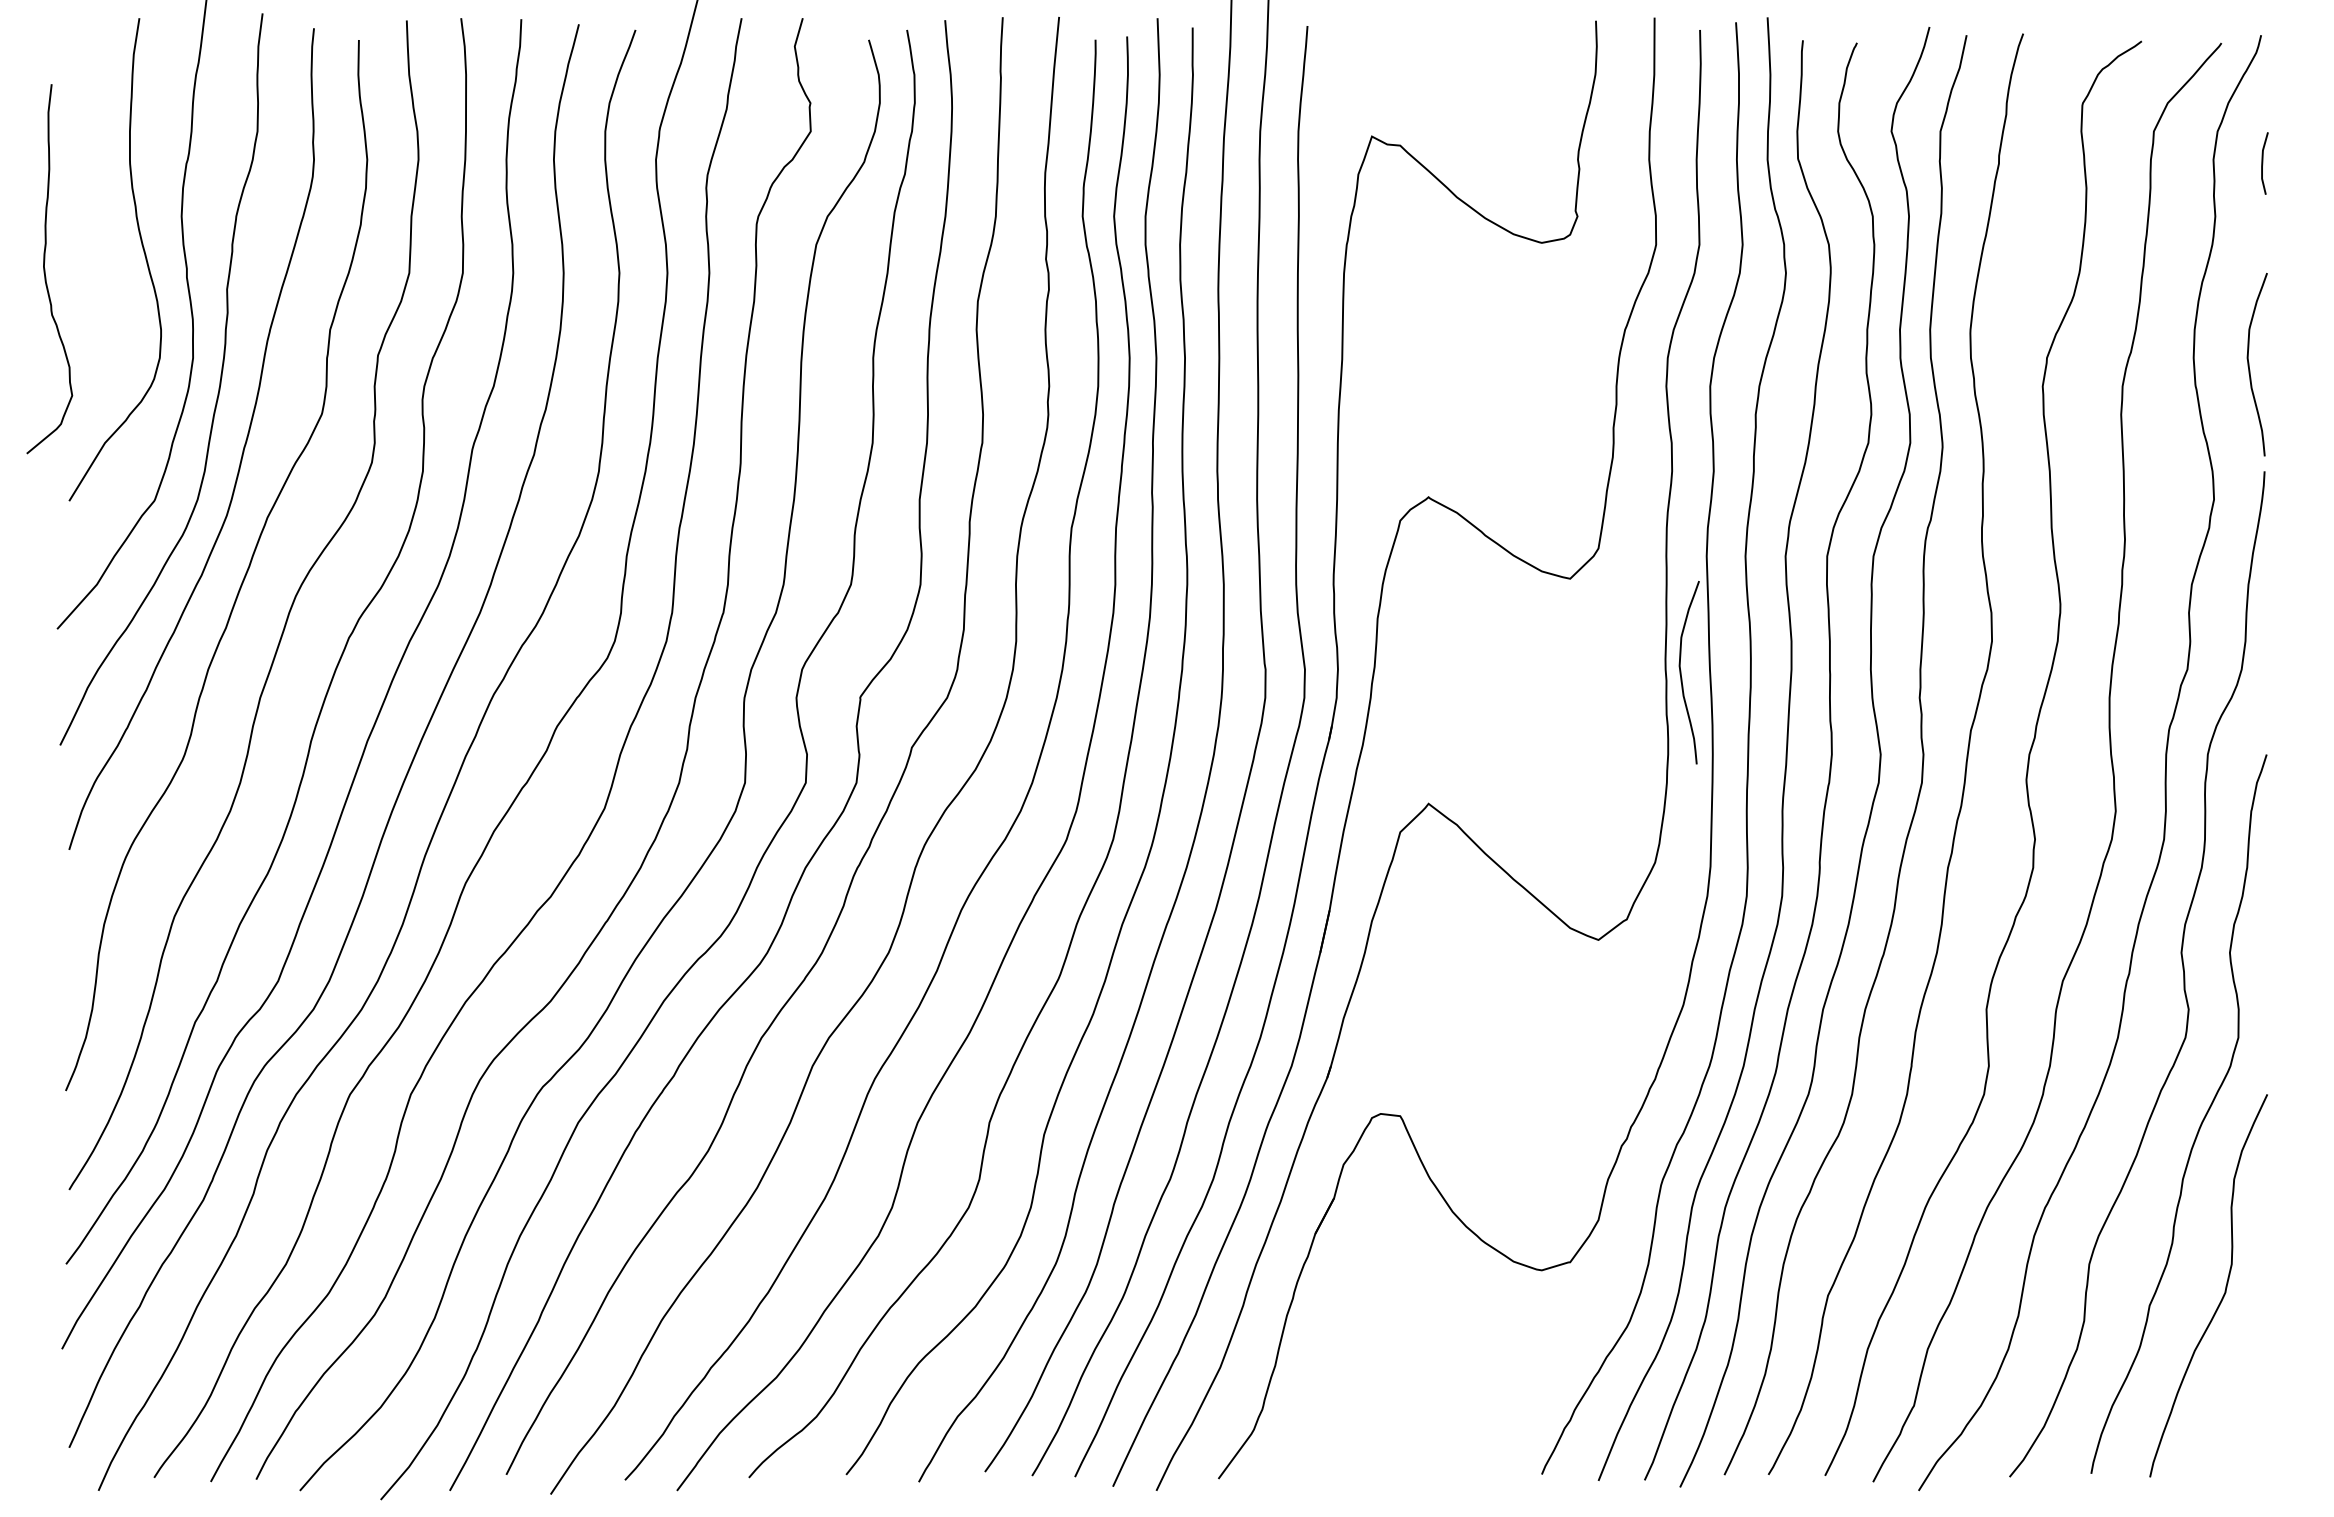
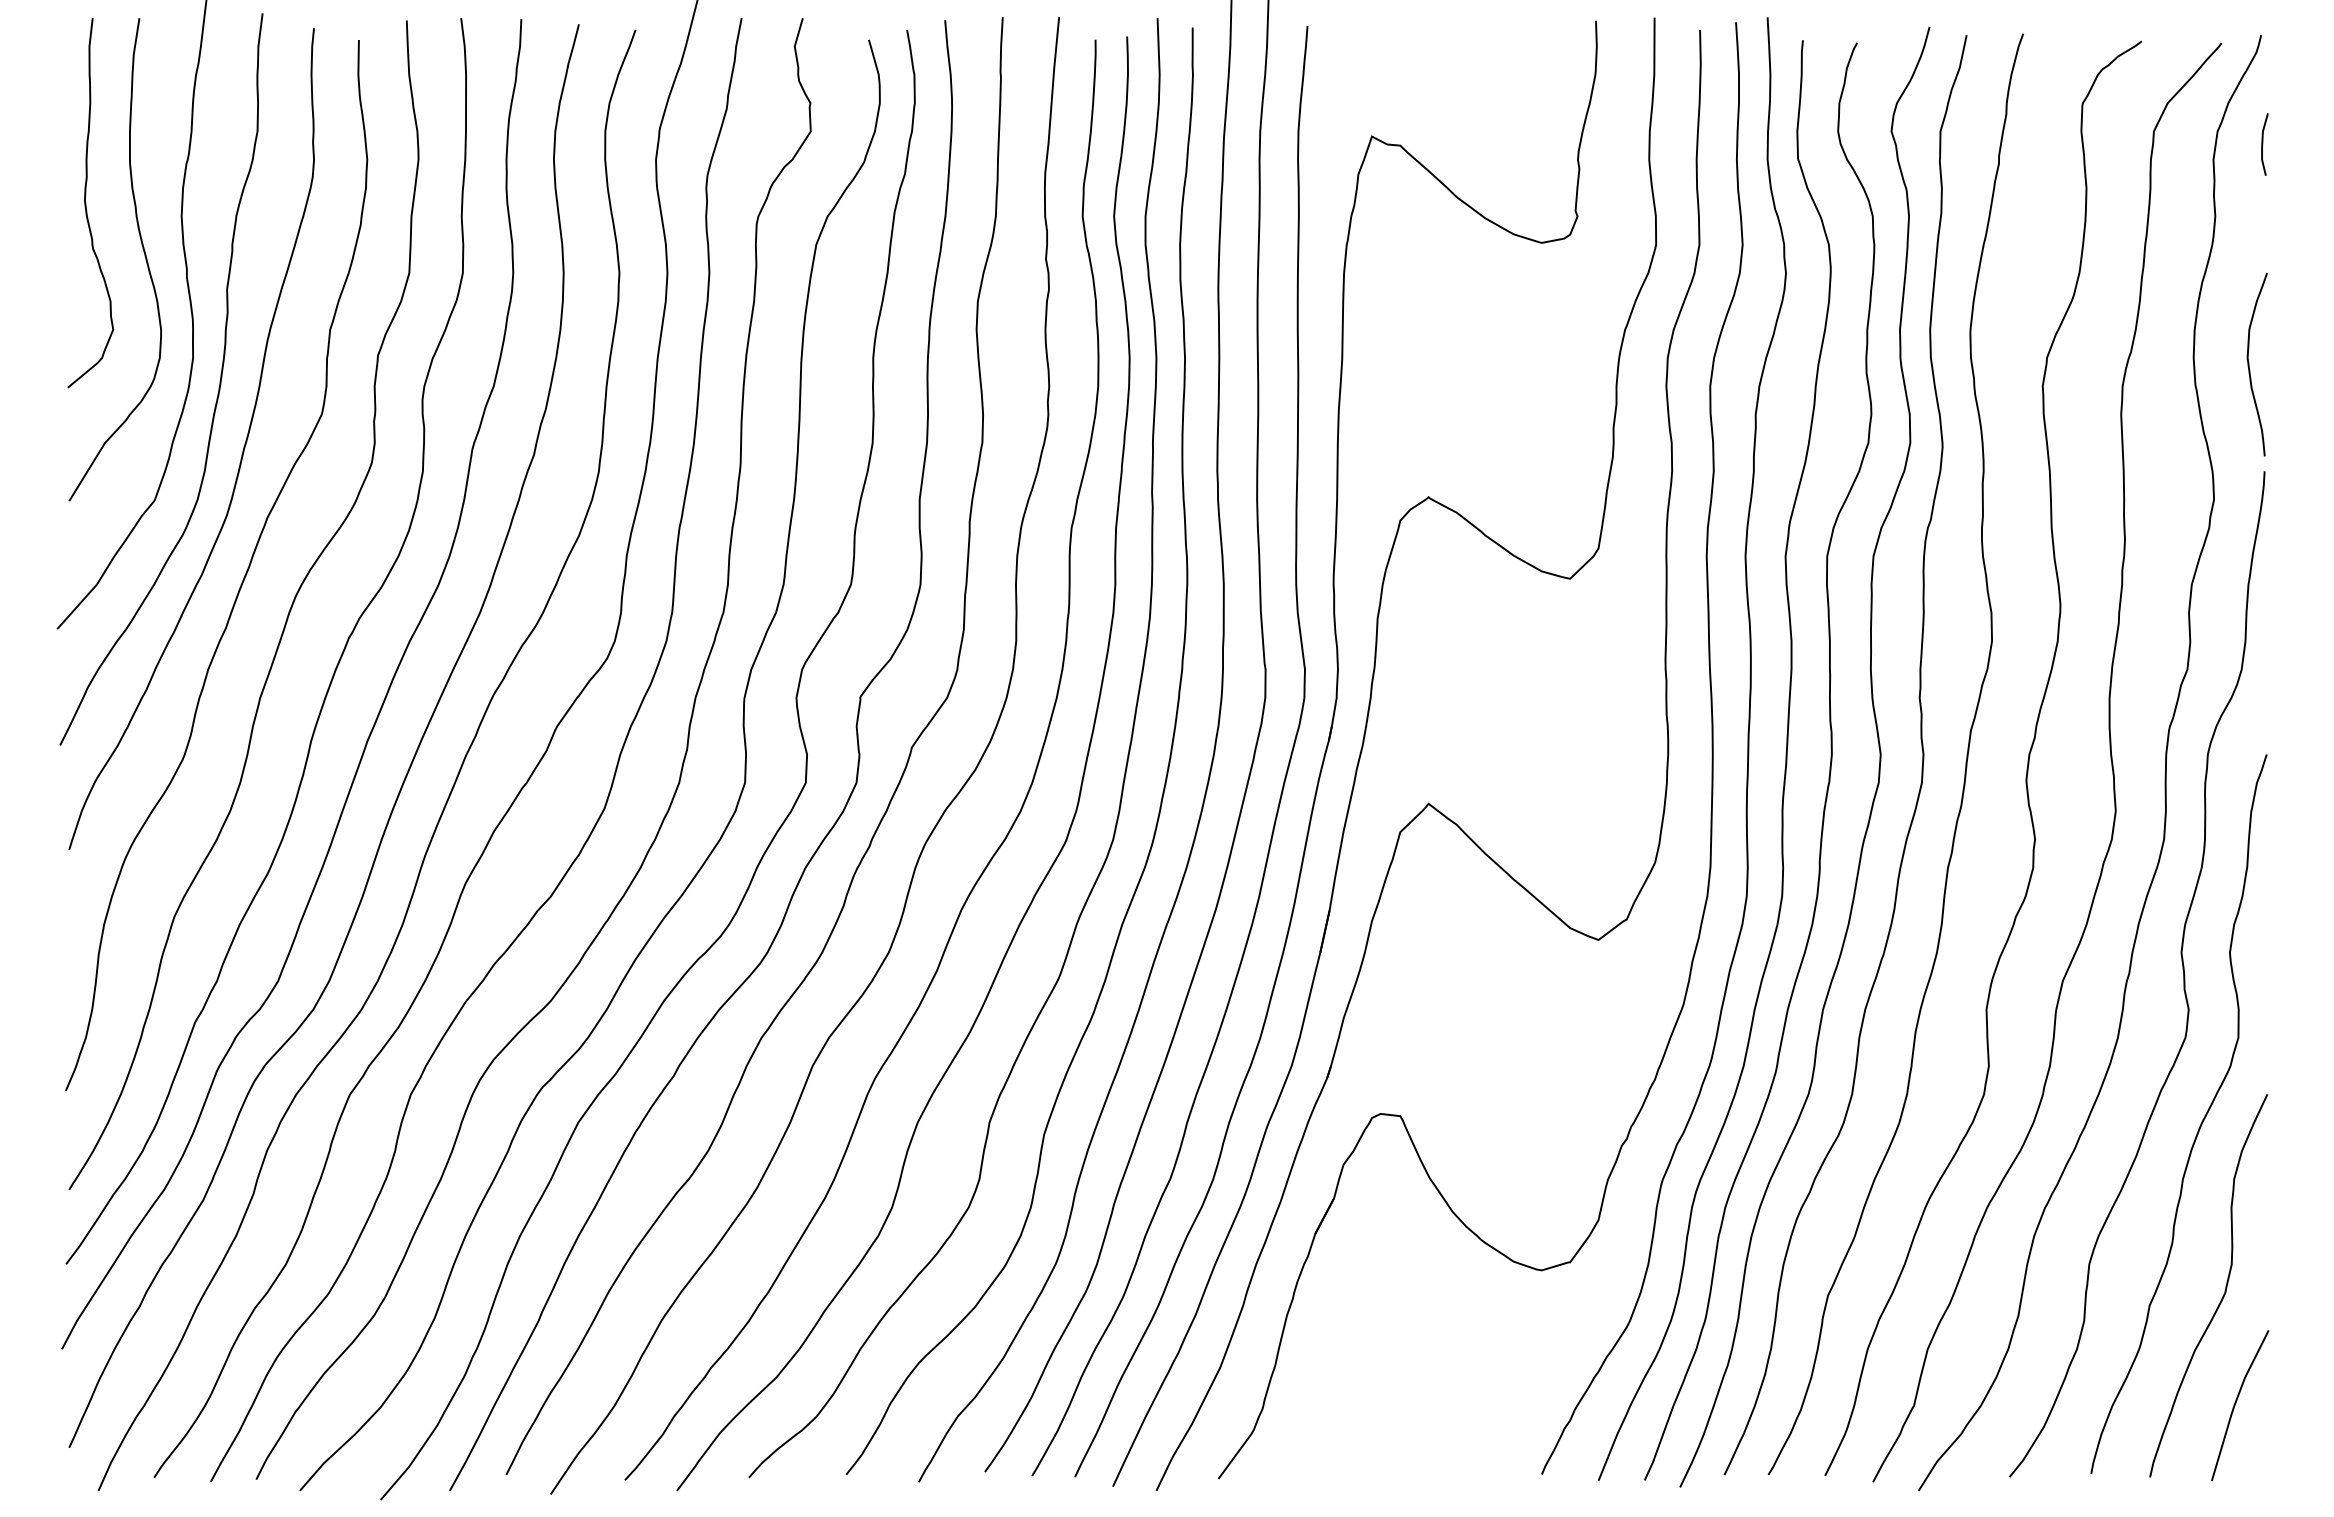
line position: (2263, 163) -> (2263, 144) (2263, 144)
curve position: (45, 269) -> (86, 203) (86, 203)
curve: present -> none (1681, 672)
line: none -> present (2236, 1403)
